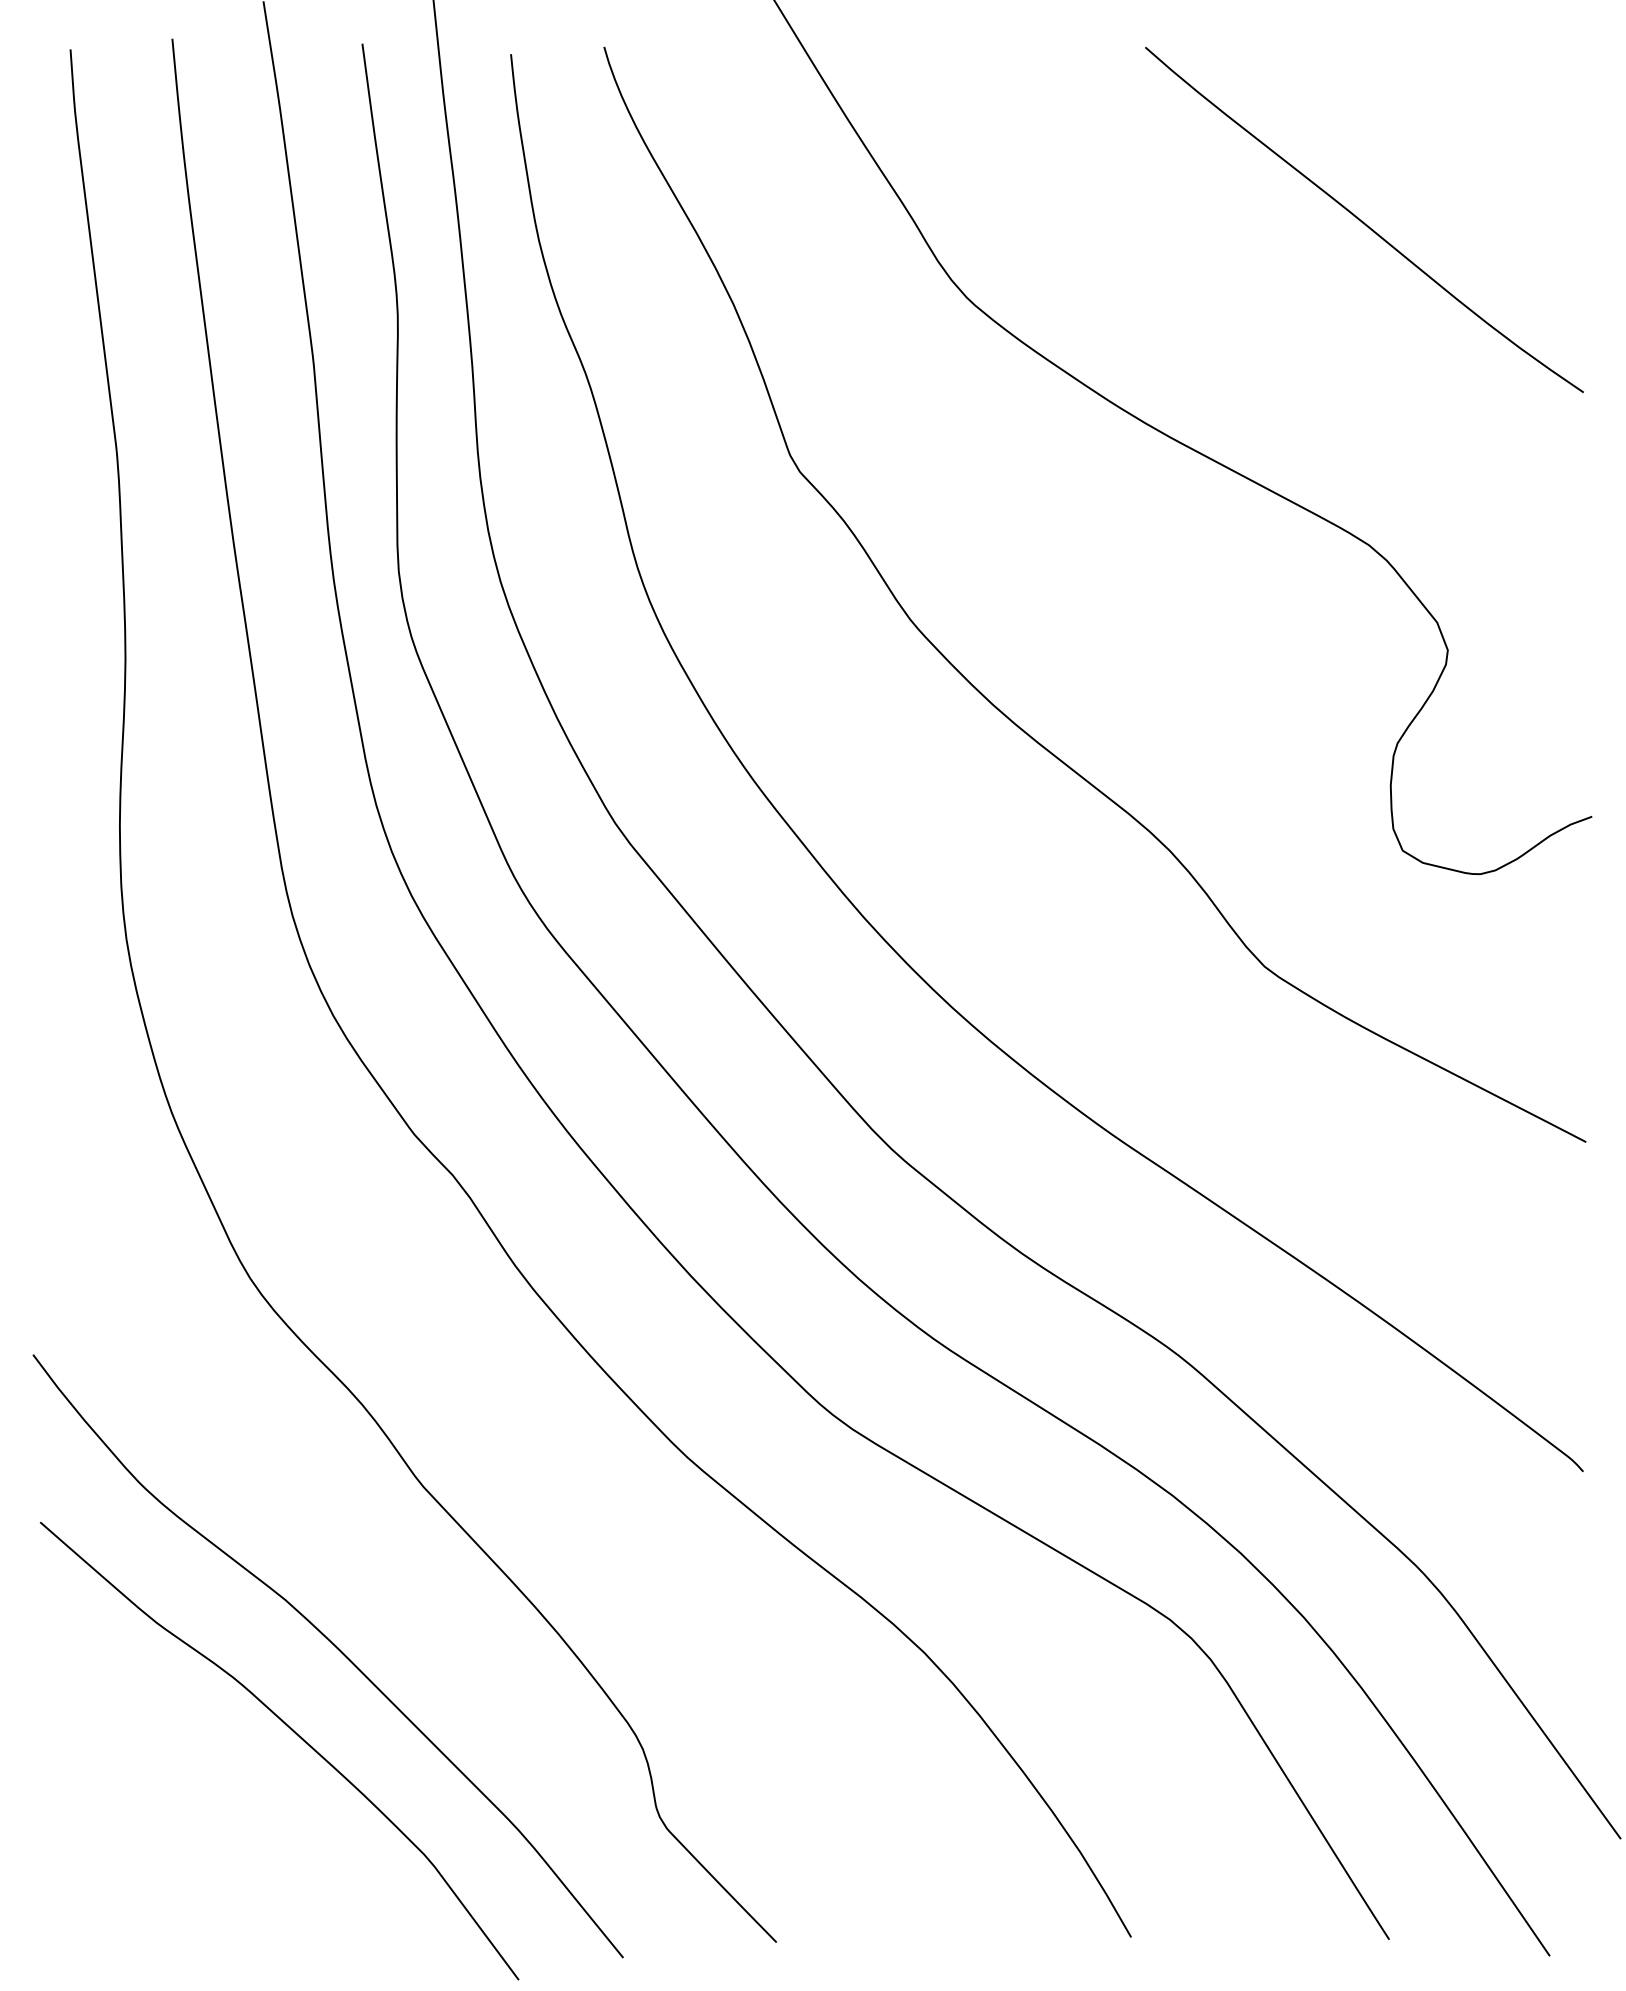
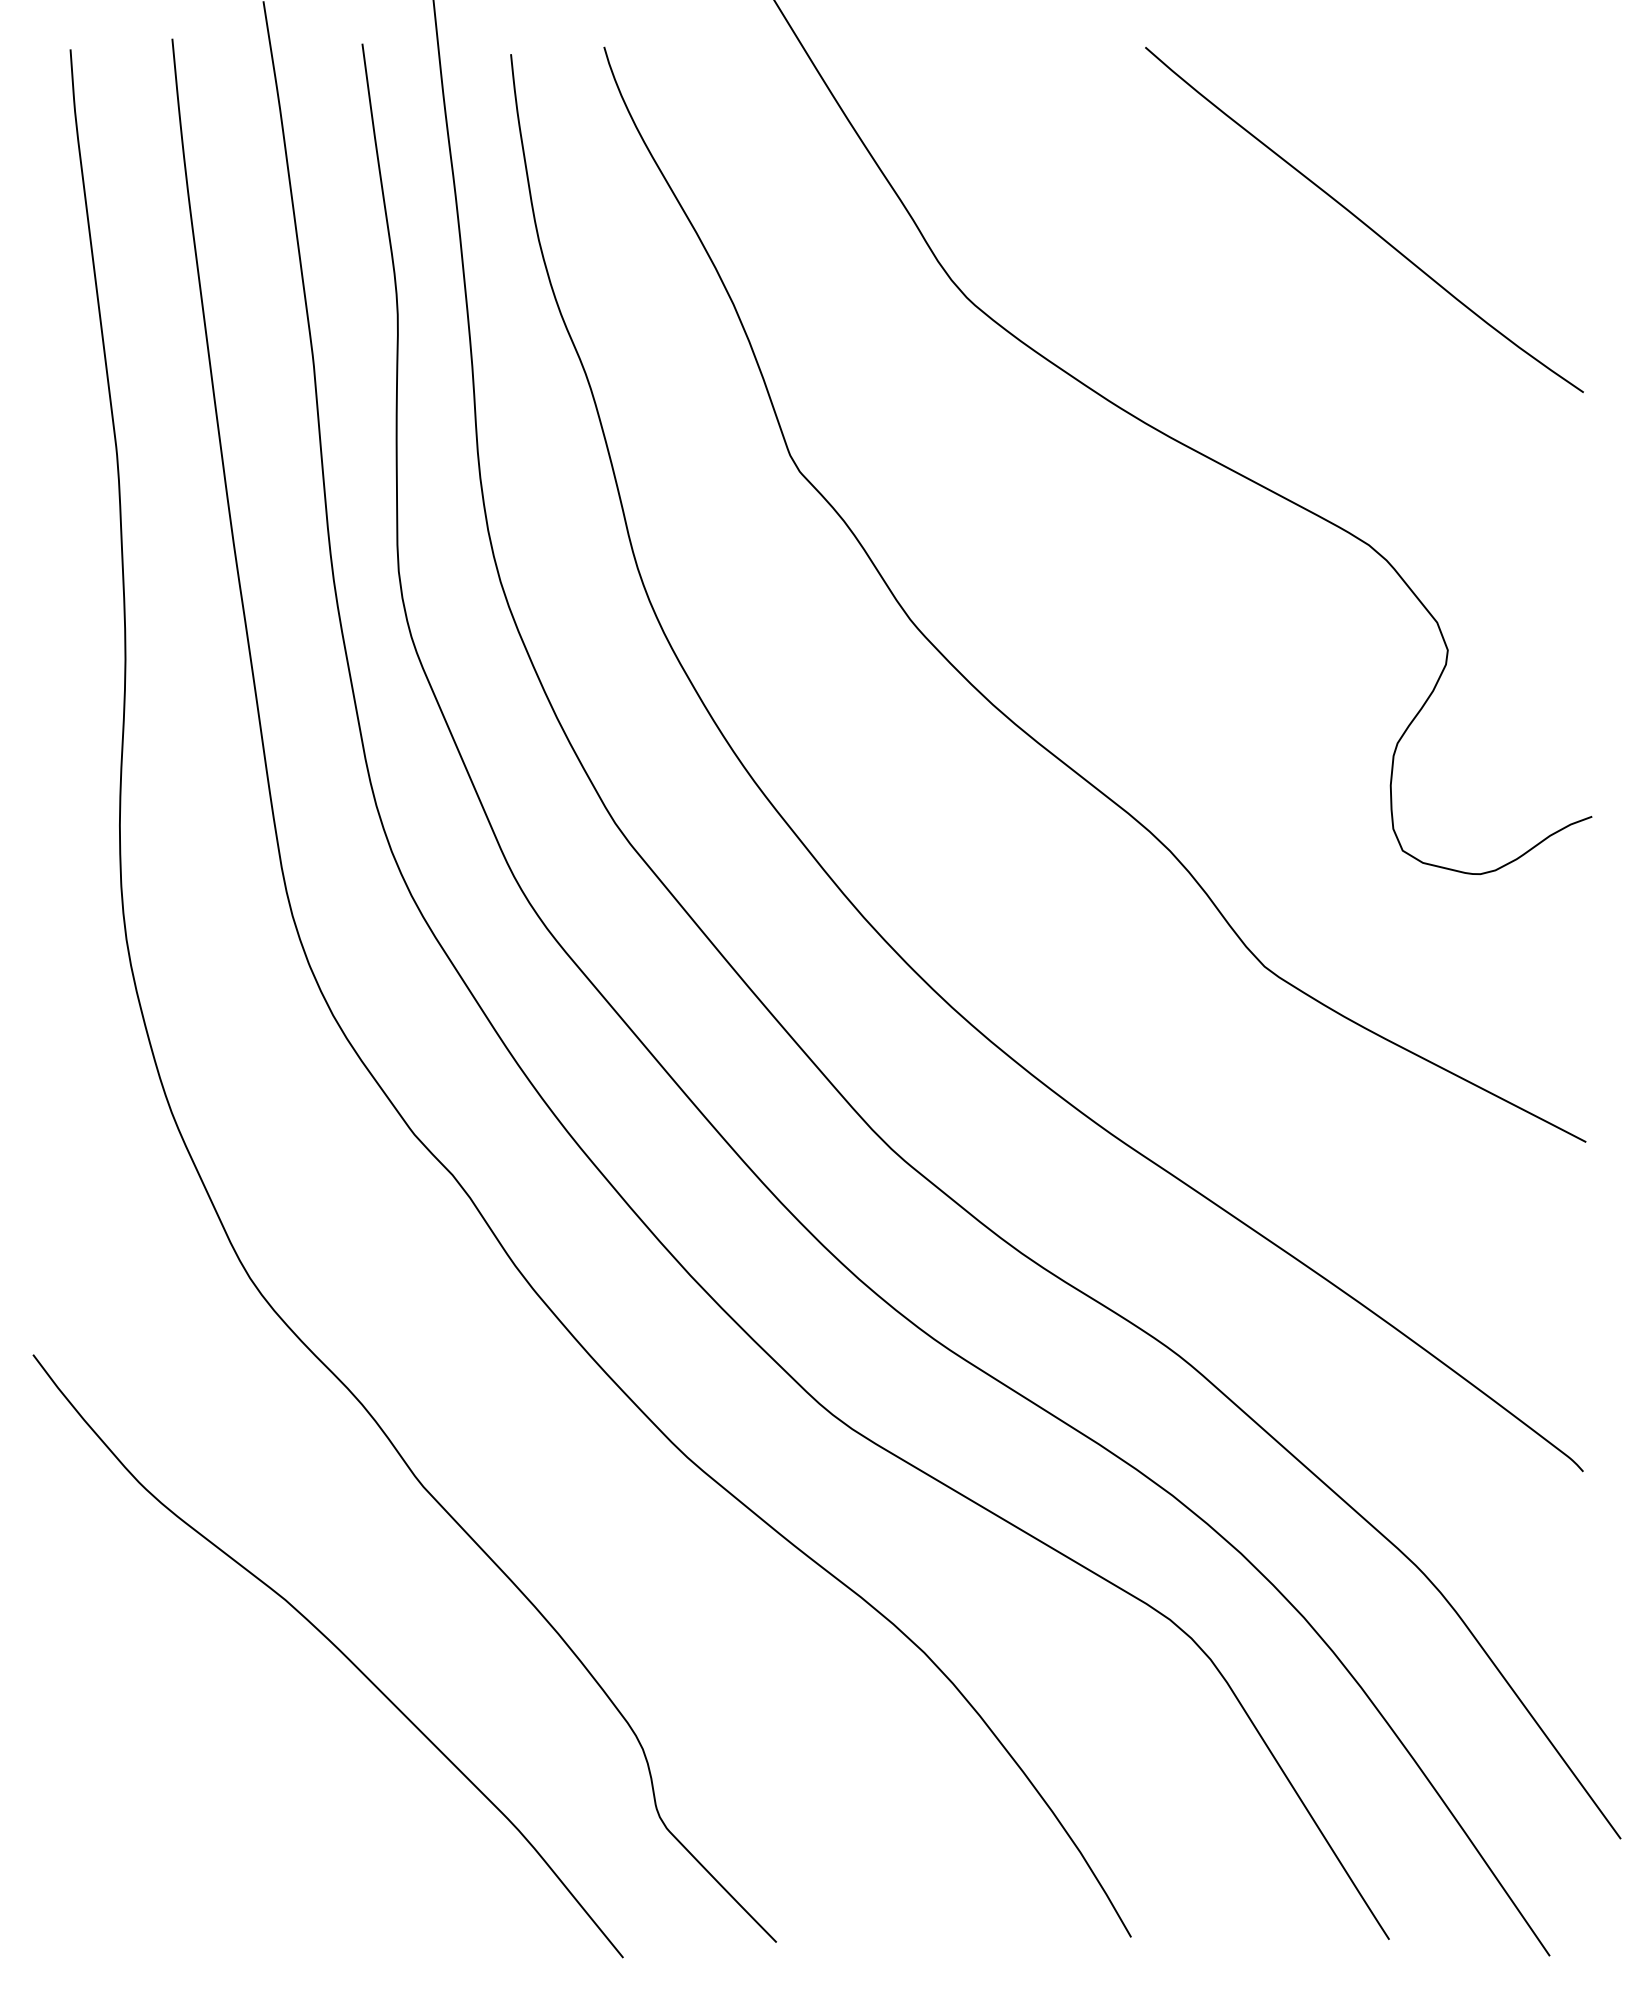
curve: present -> none (295, 1734)
